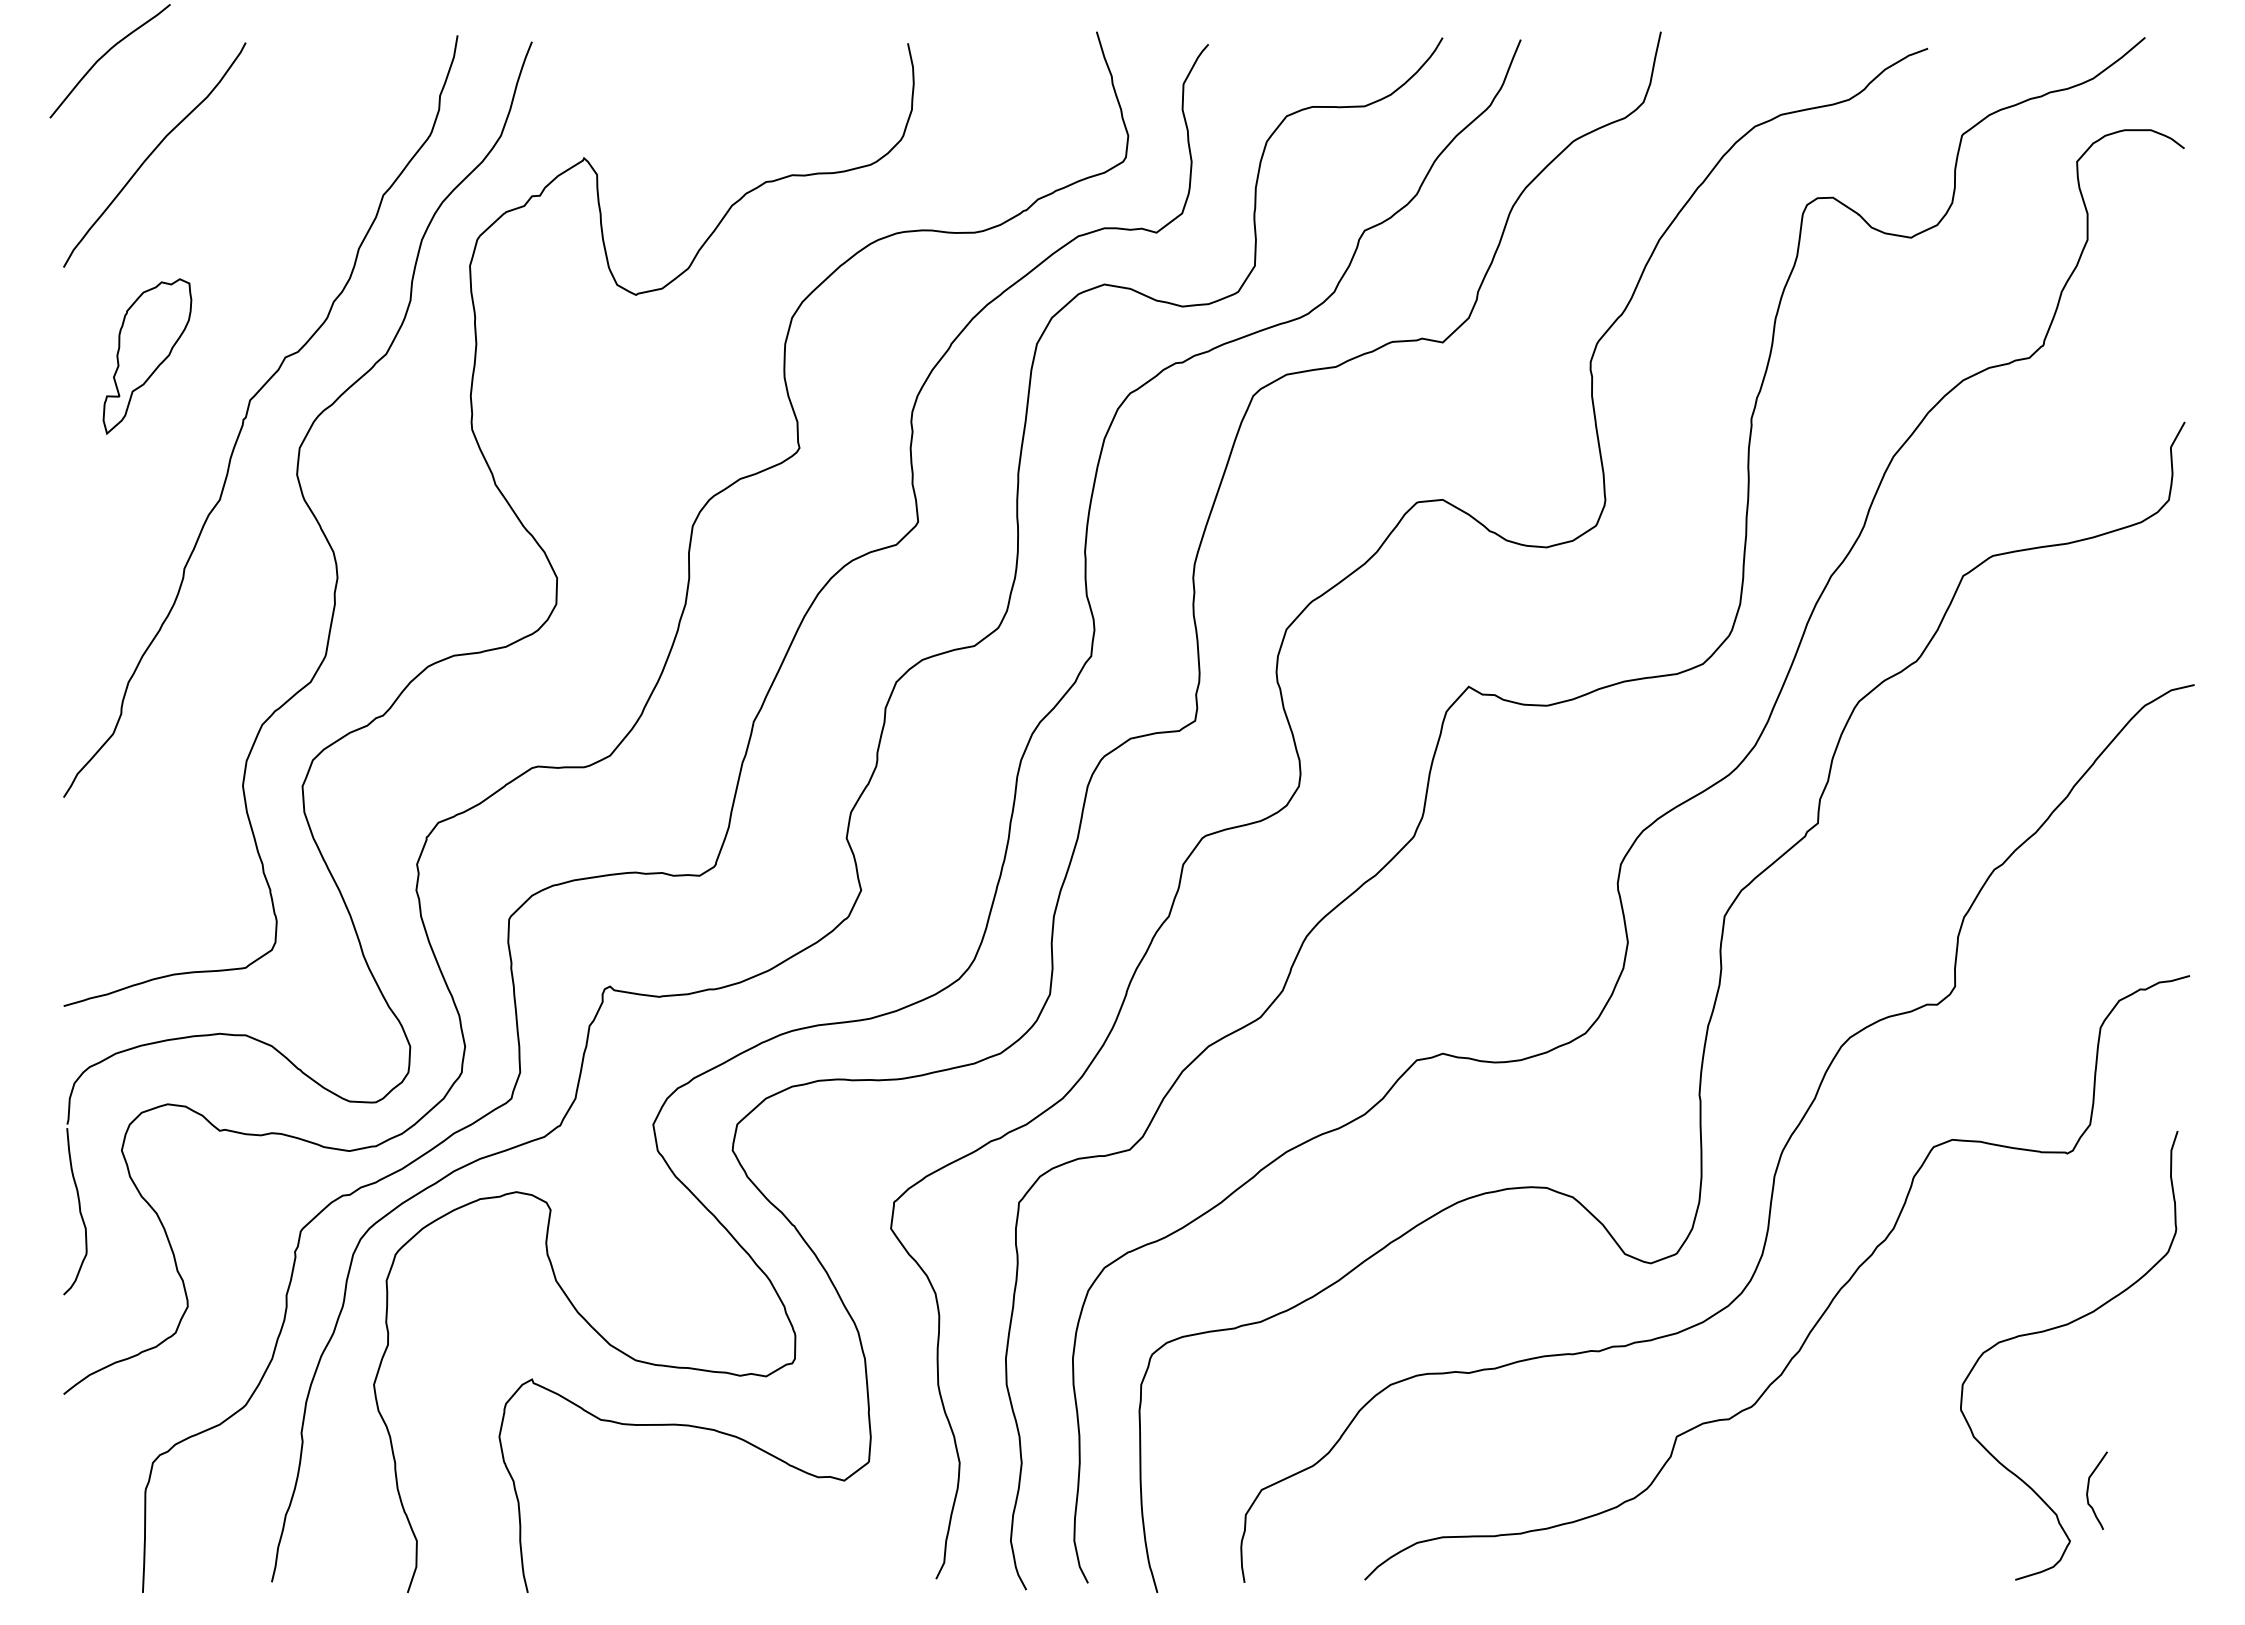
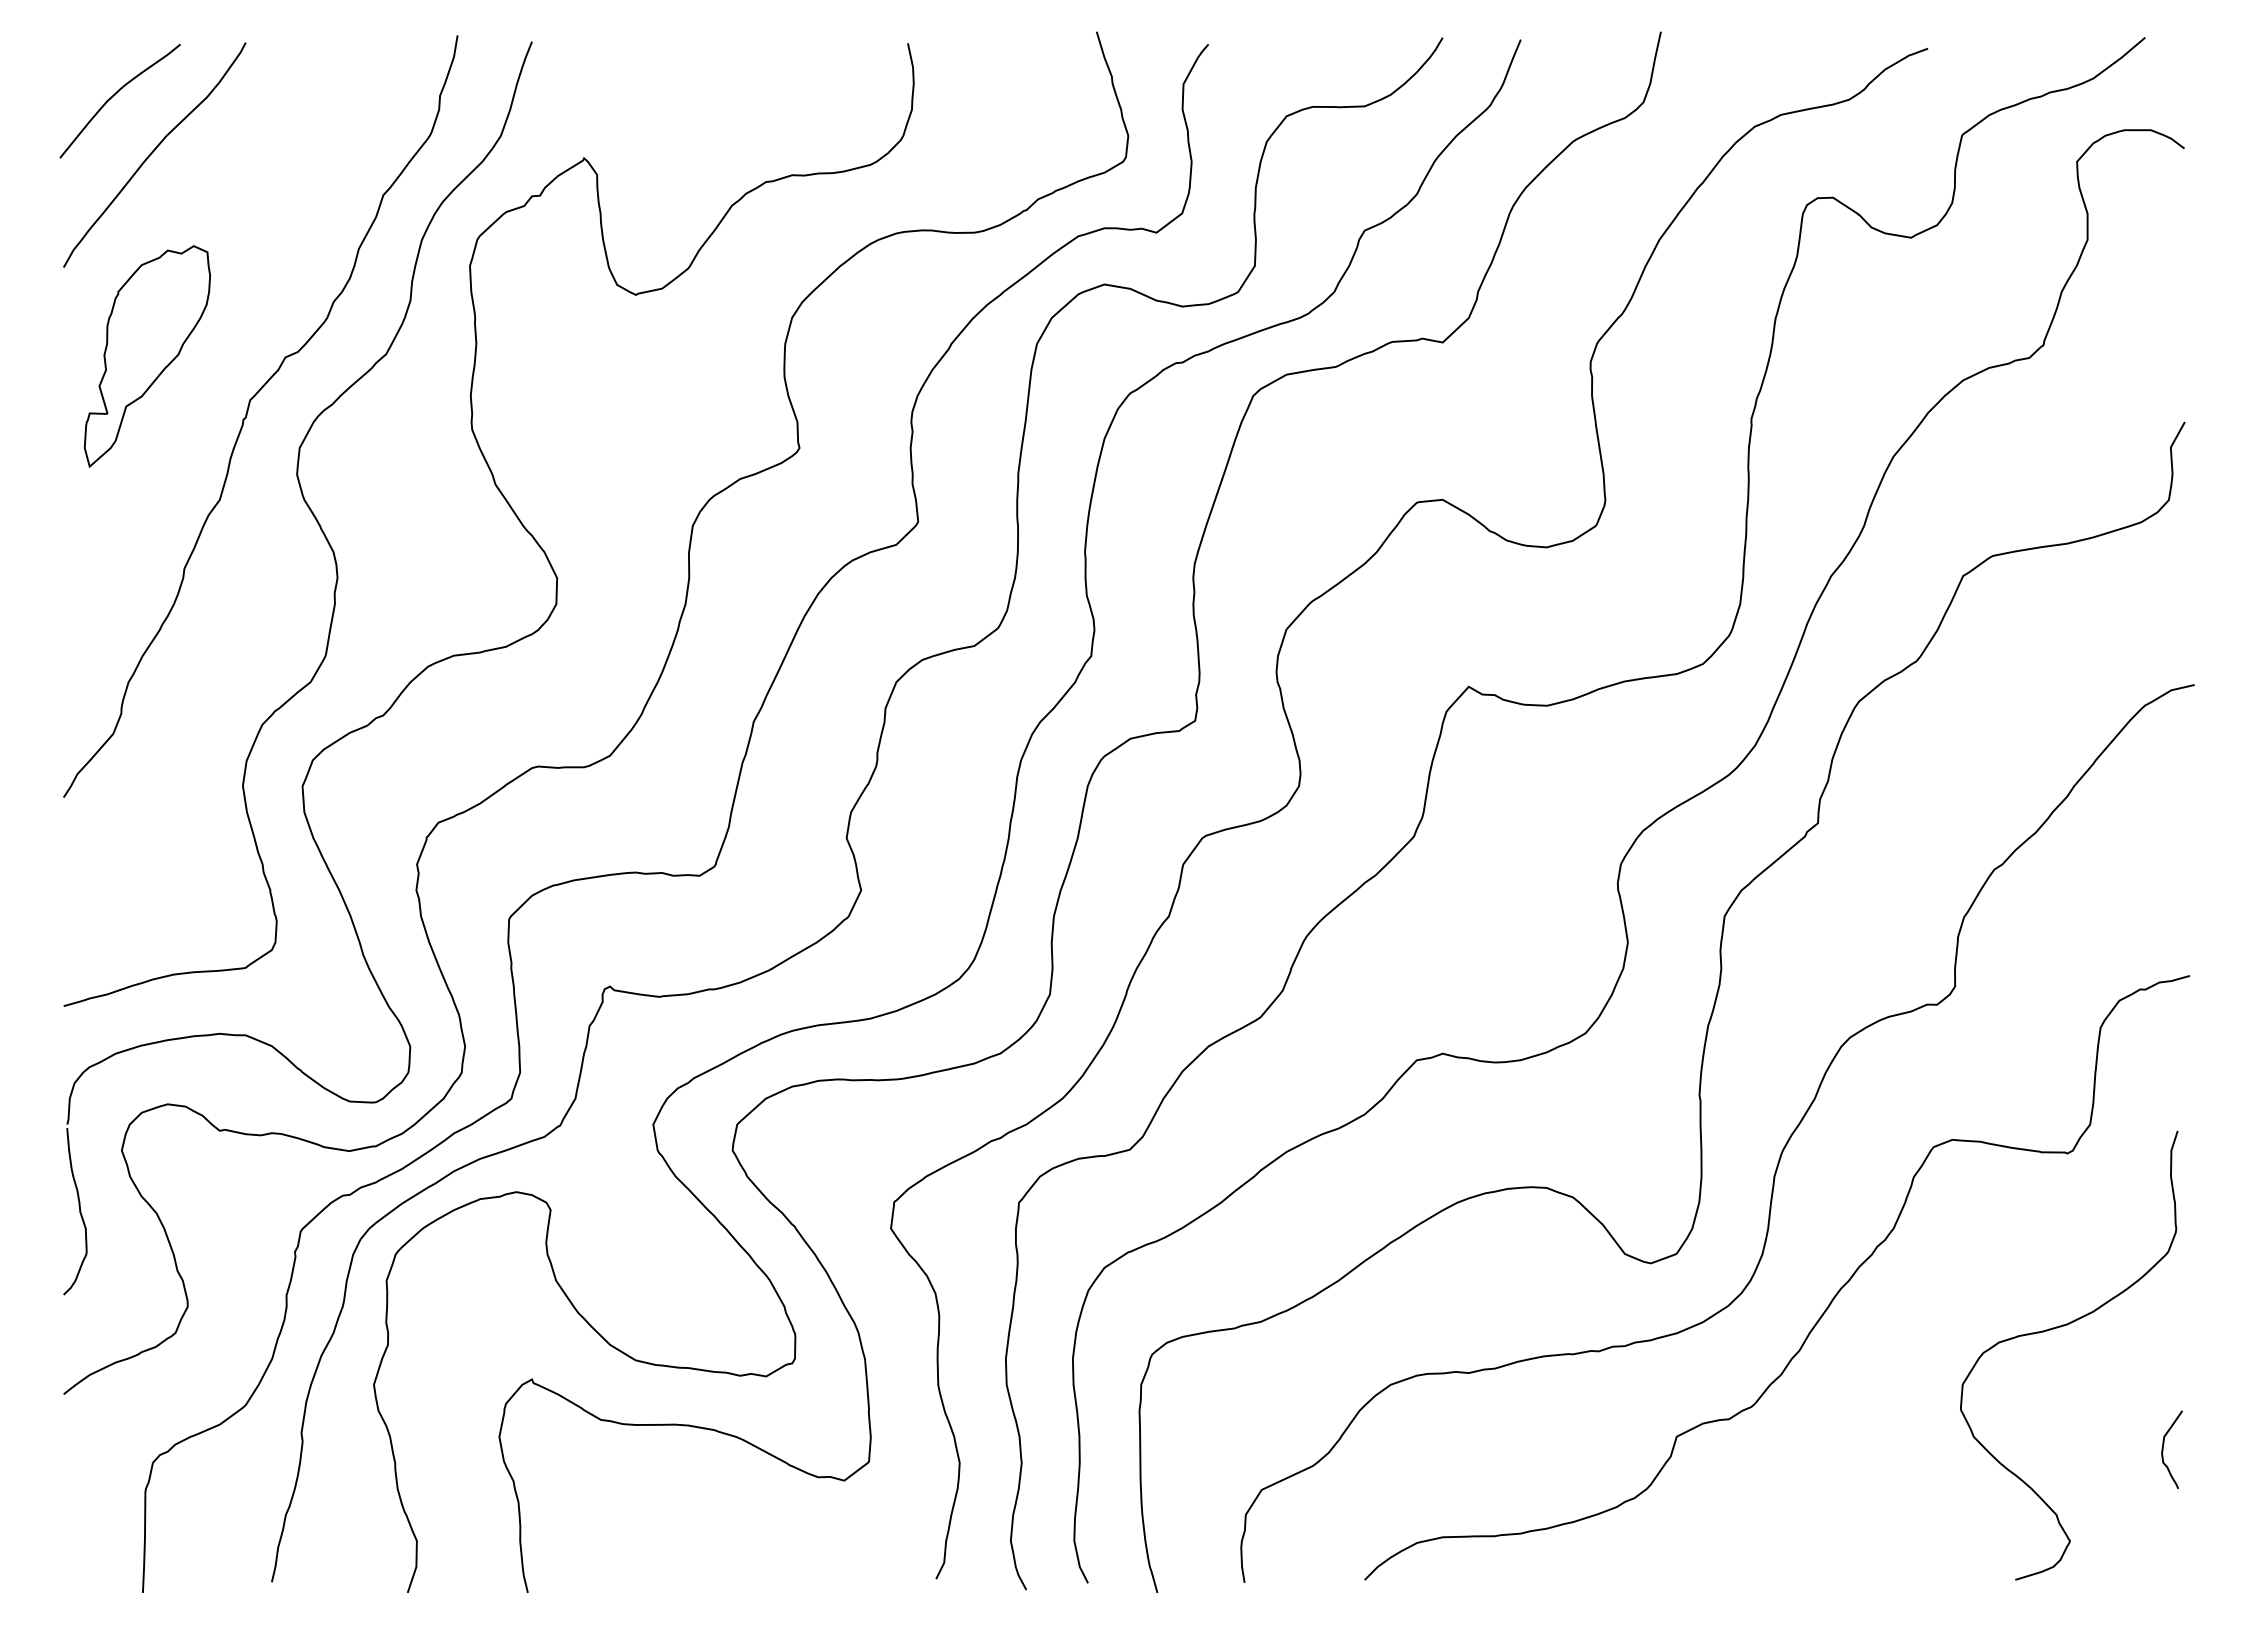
curve position: (104, 56) -> (114, 96) (114, 96)
part size: 91x157 px -> 129x223 px (147, 356)
curve position: (2088, 1490) -> (2163, 1449) (2163, 1449)
